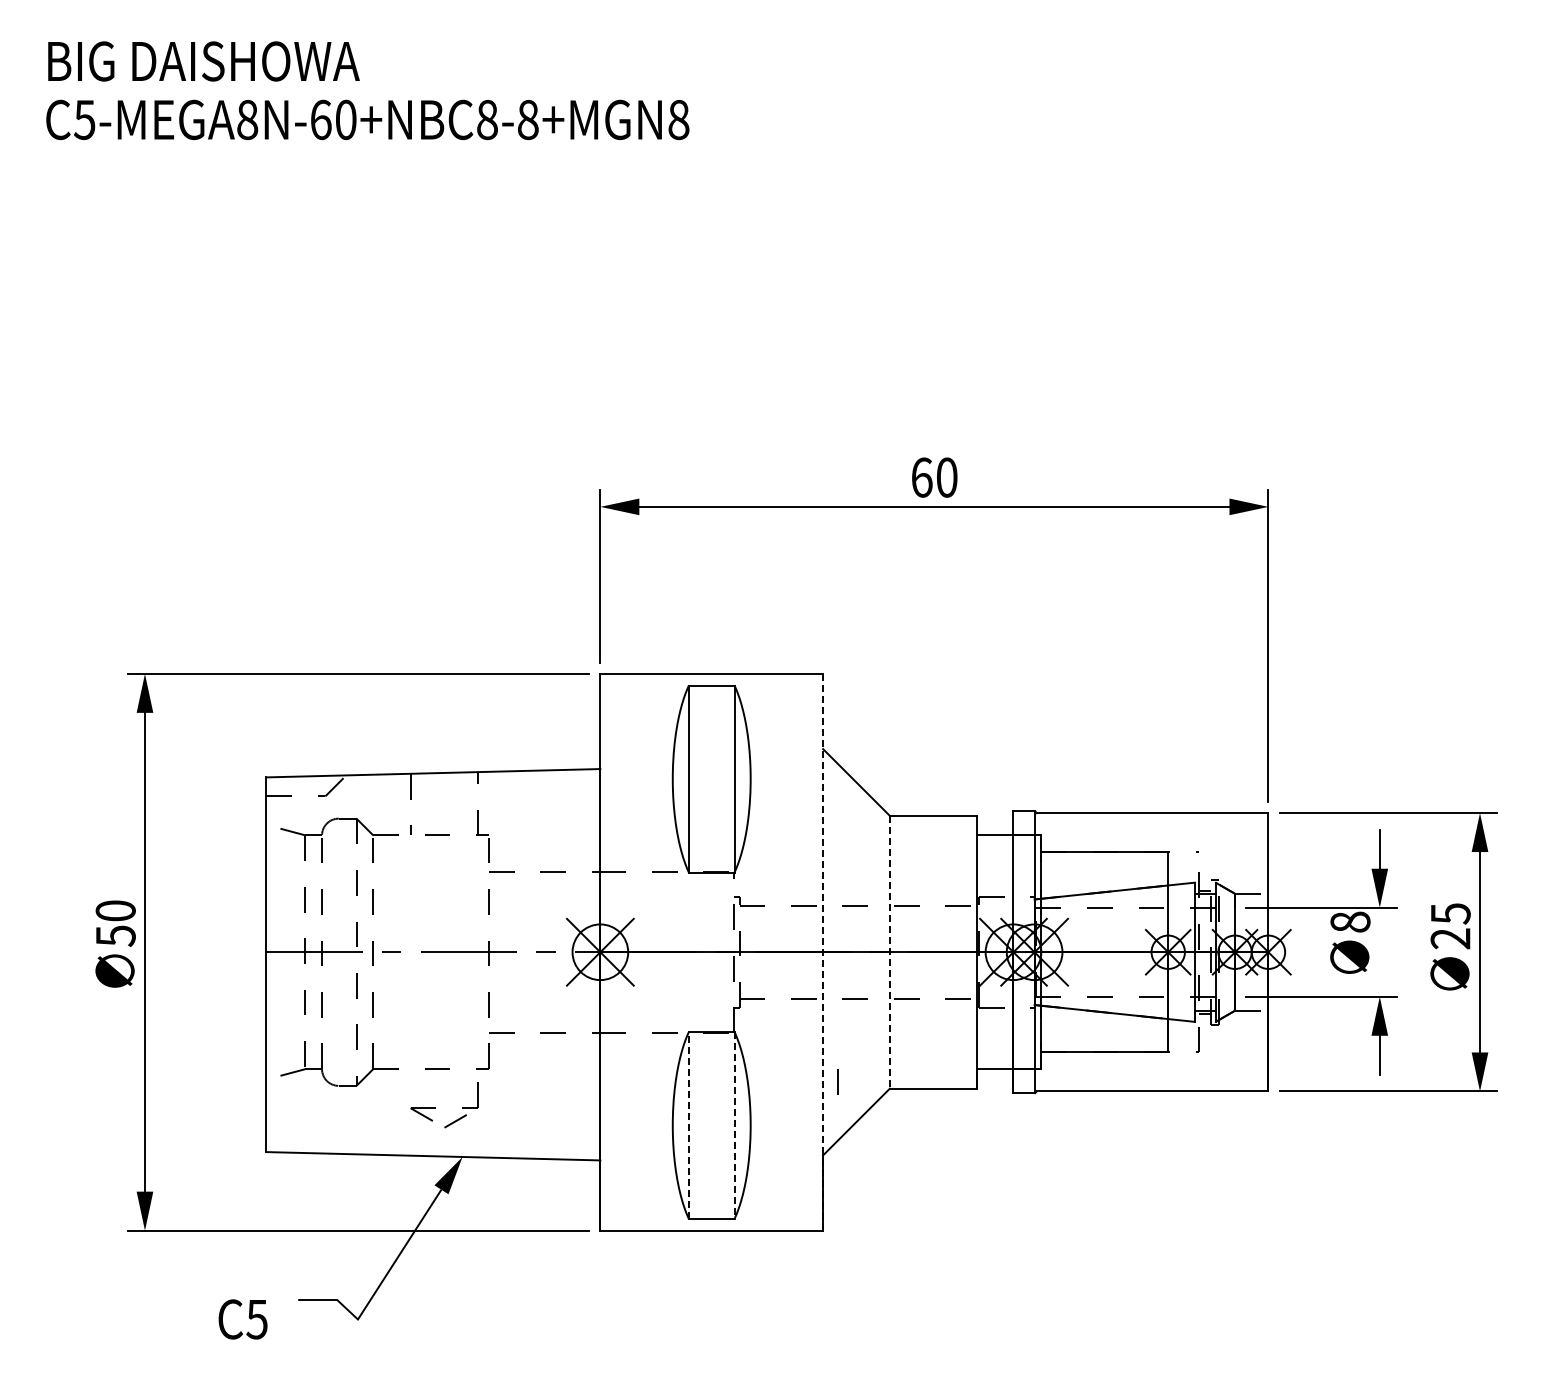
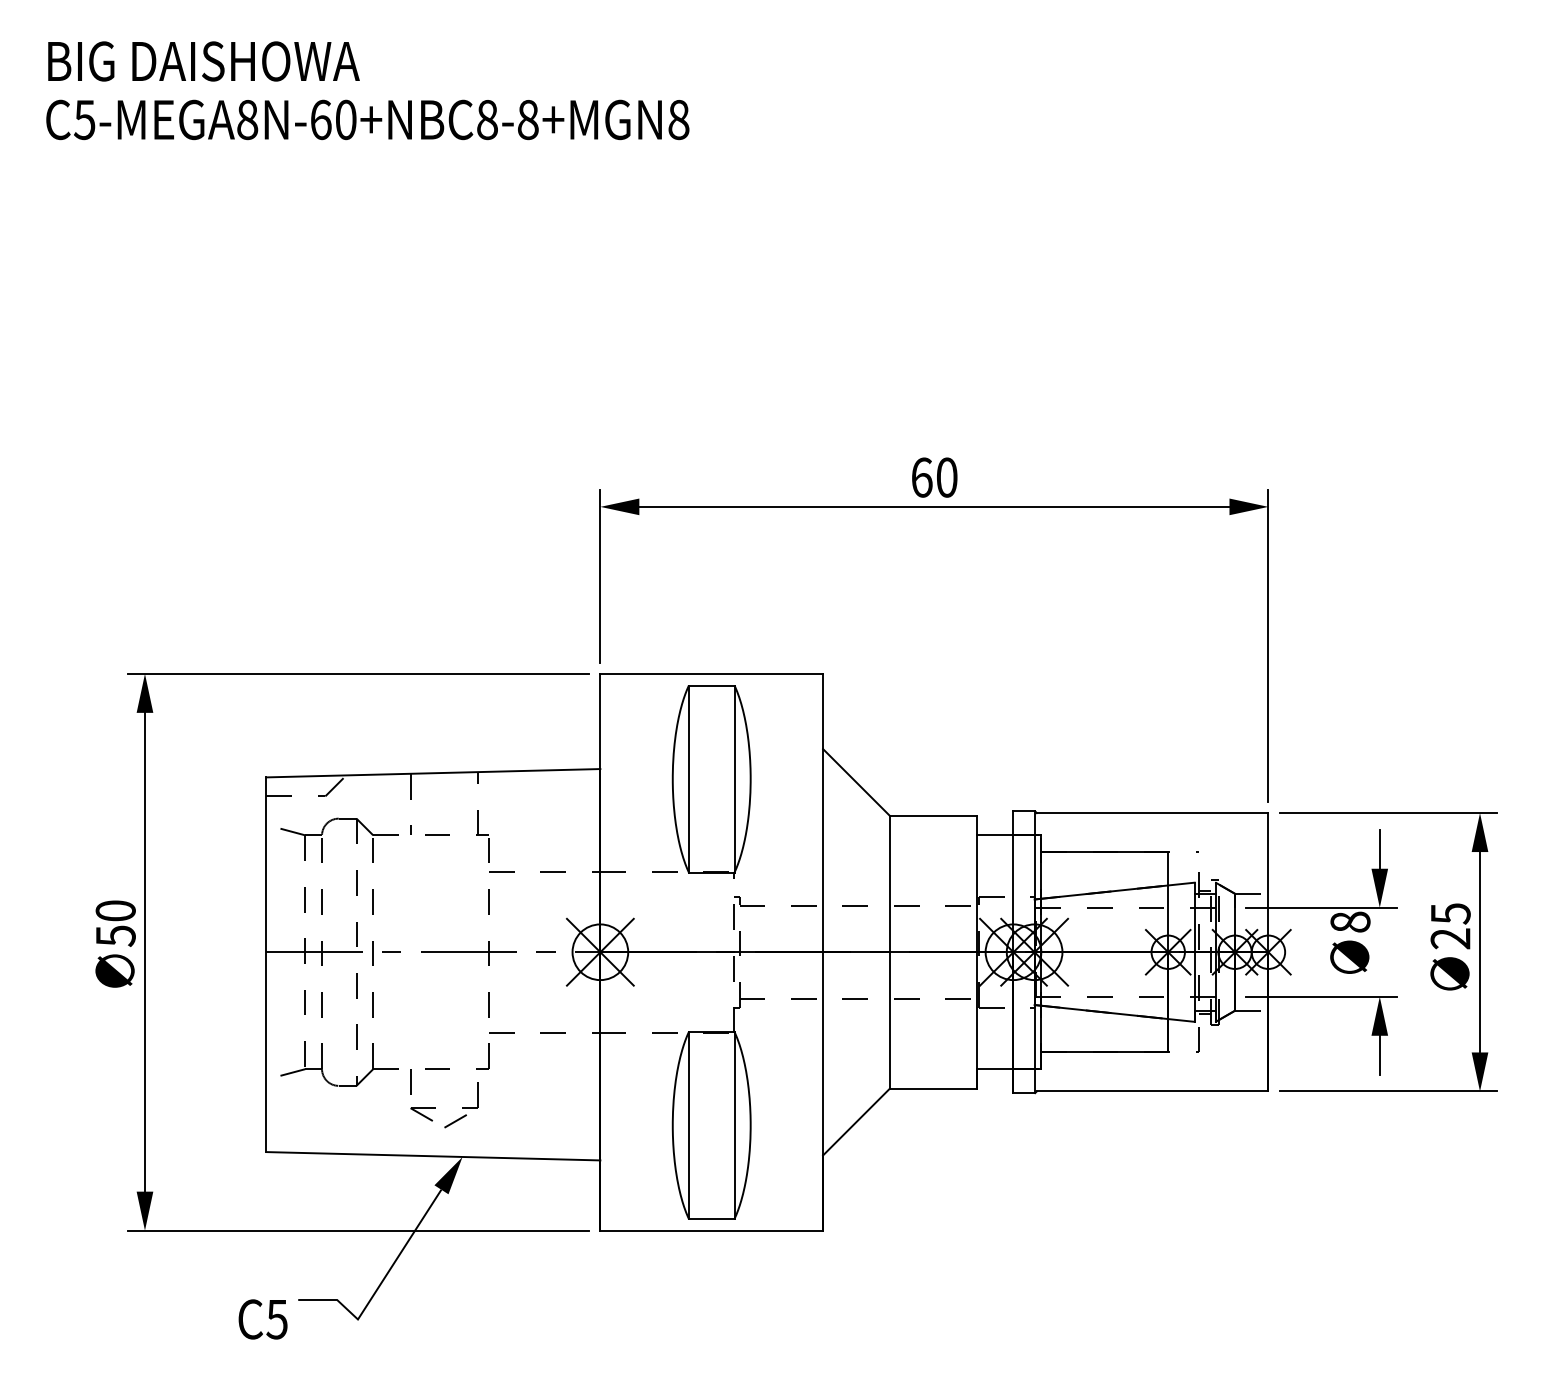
line: dashed -> solid (823, 951)
line: dashed -> solid (889, 952)
line position: (837, 1081) -> (410, 1081) (410, 1081)
line: dashed -> solid (688, 1124)
line: dashed -> solid (734, 1125)
text position: (242, 1319) -> (262, 1319) (262, 1319)
